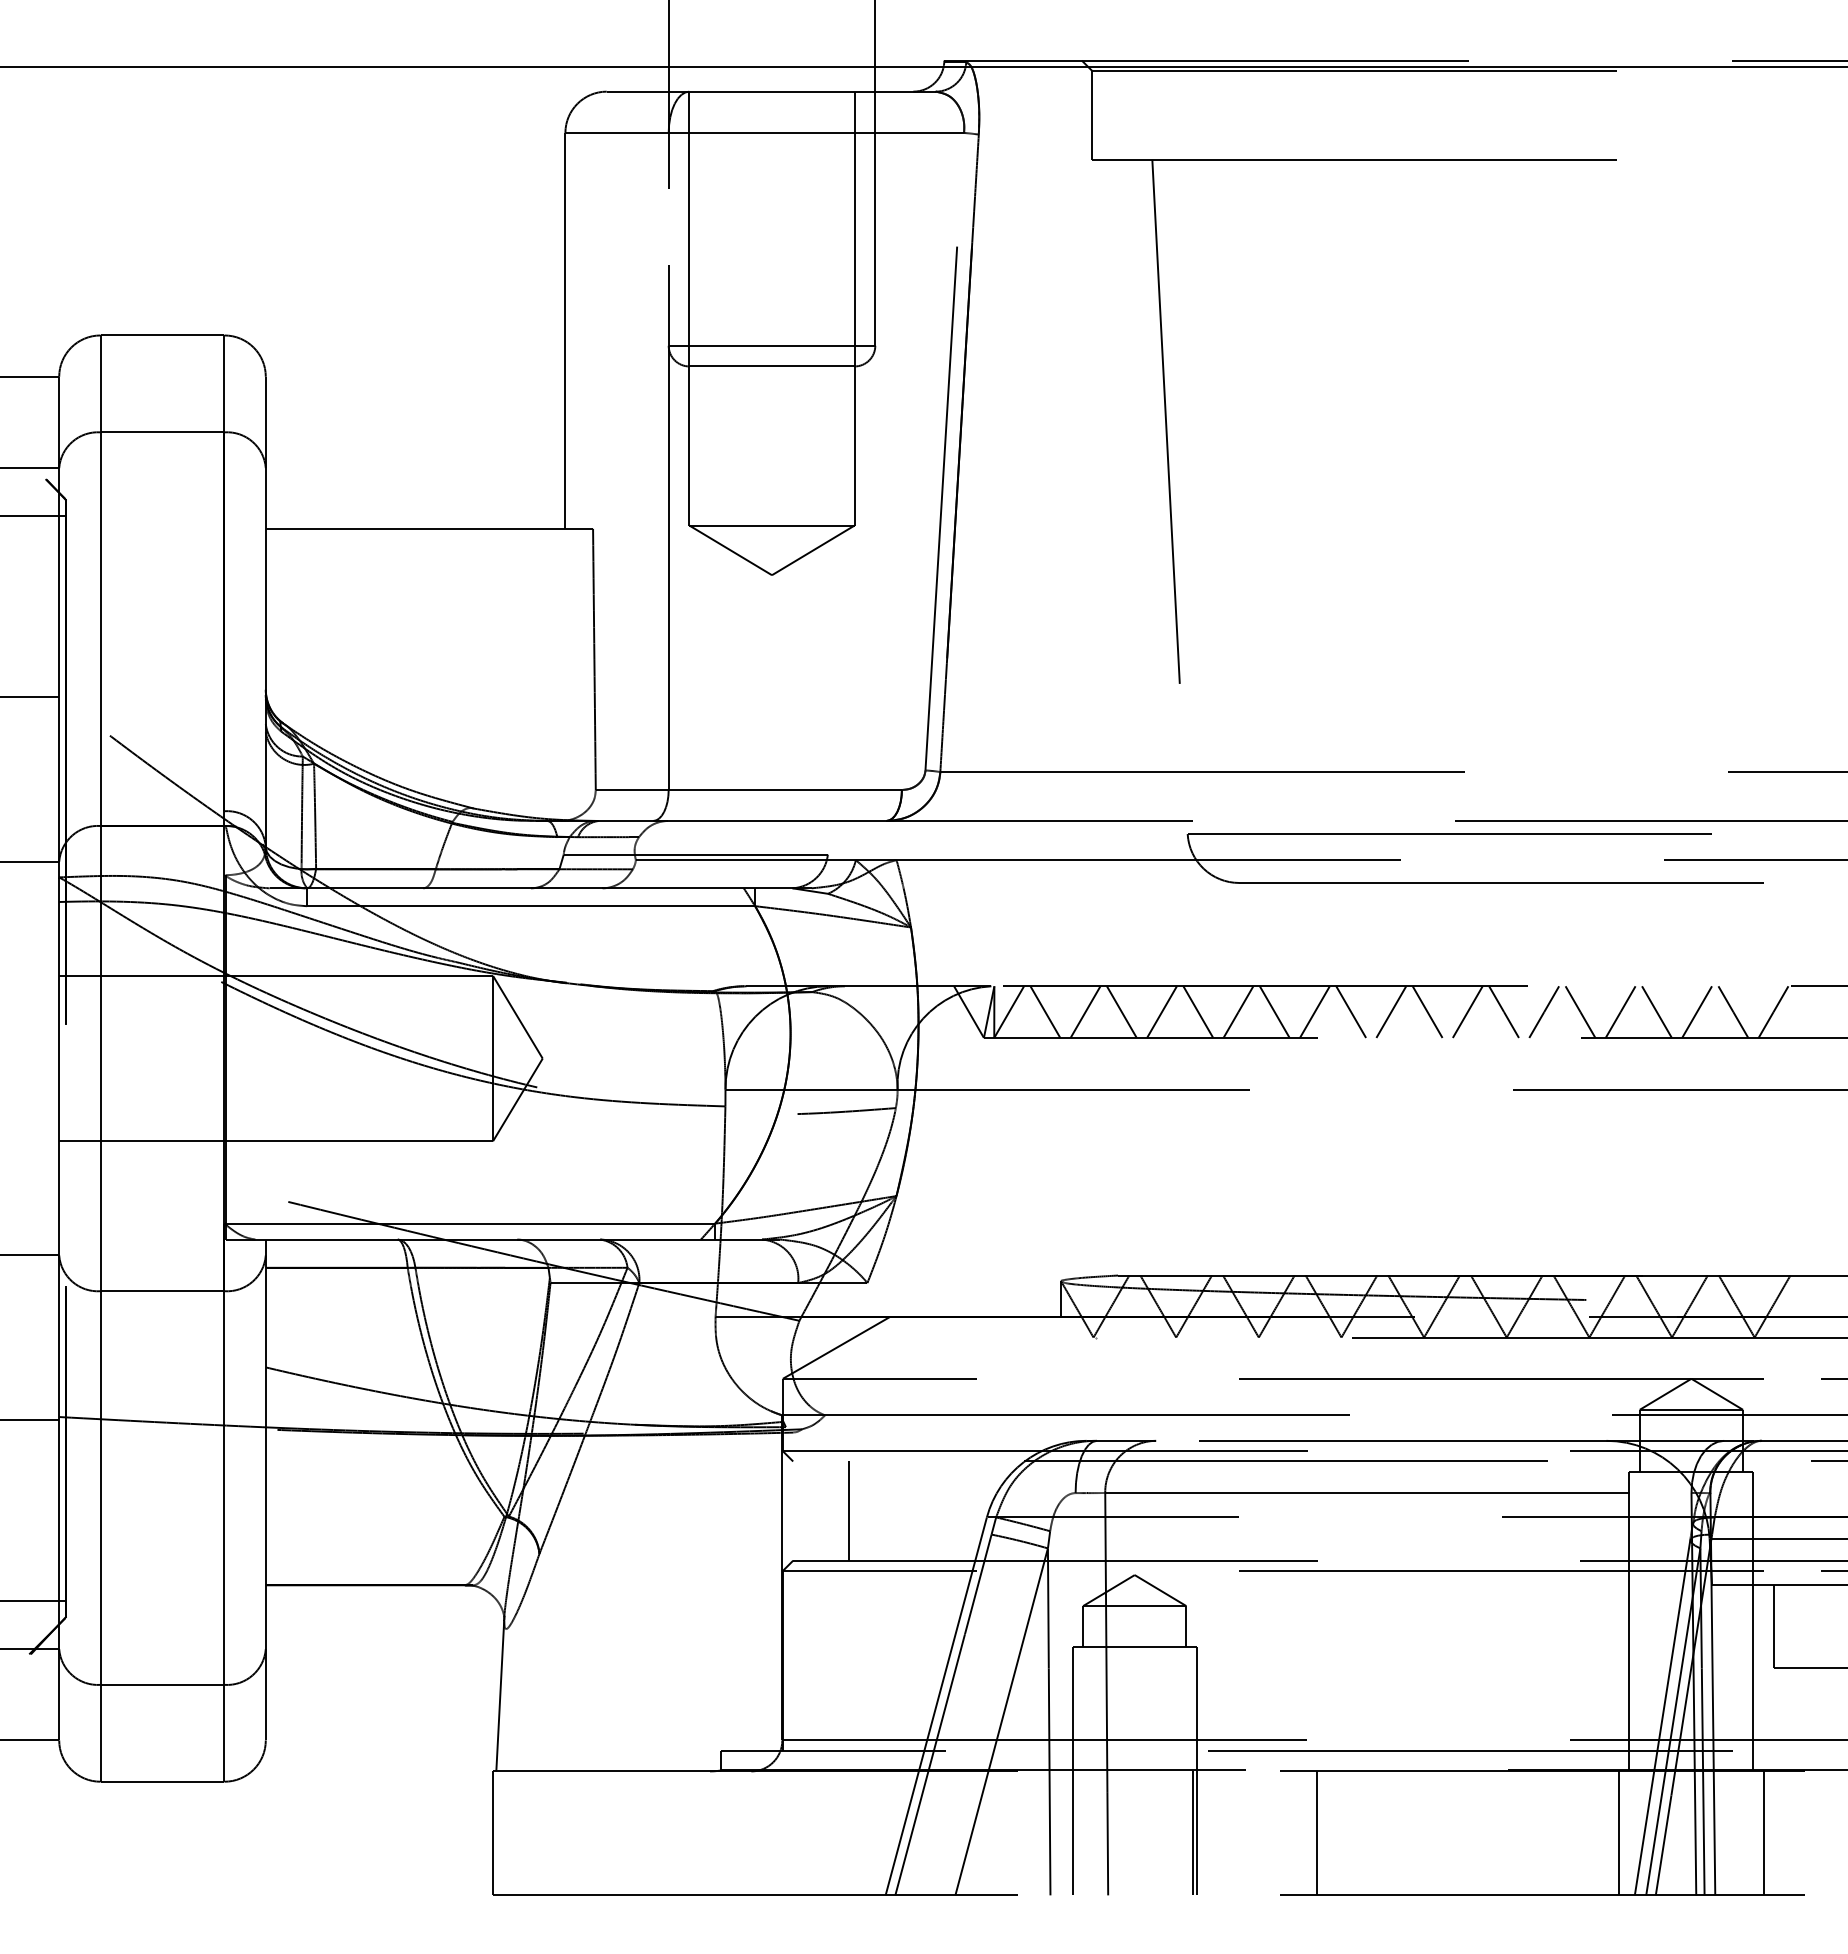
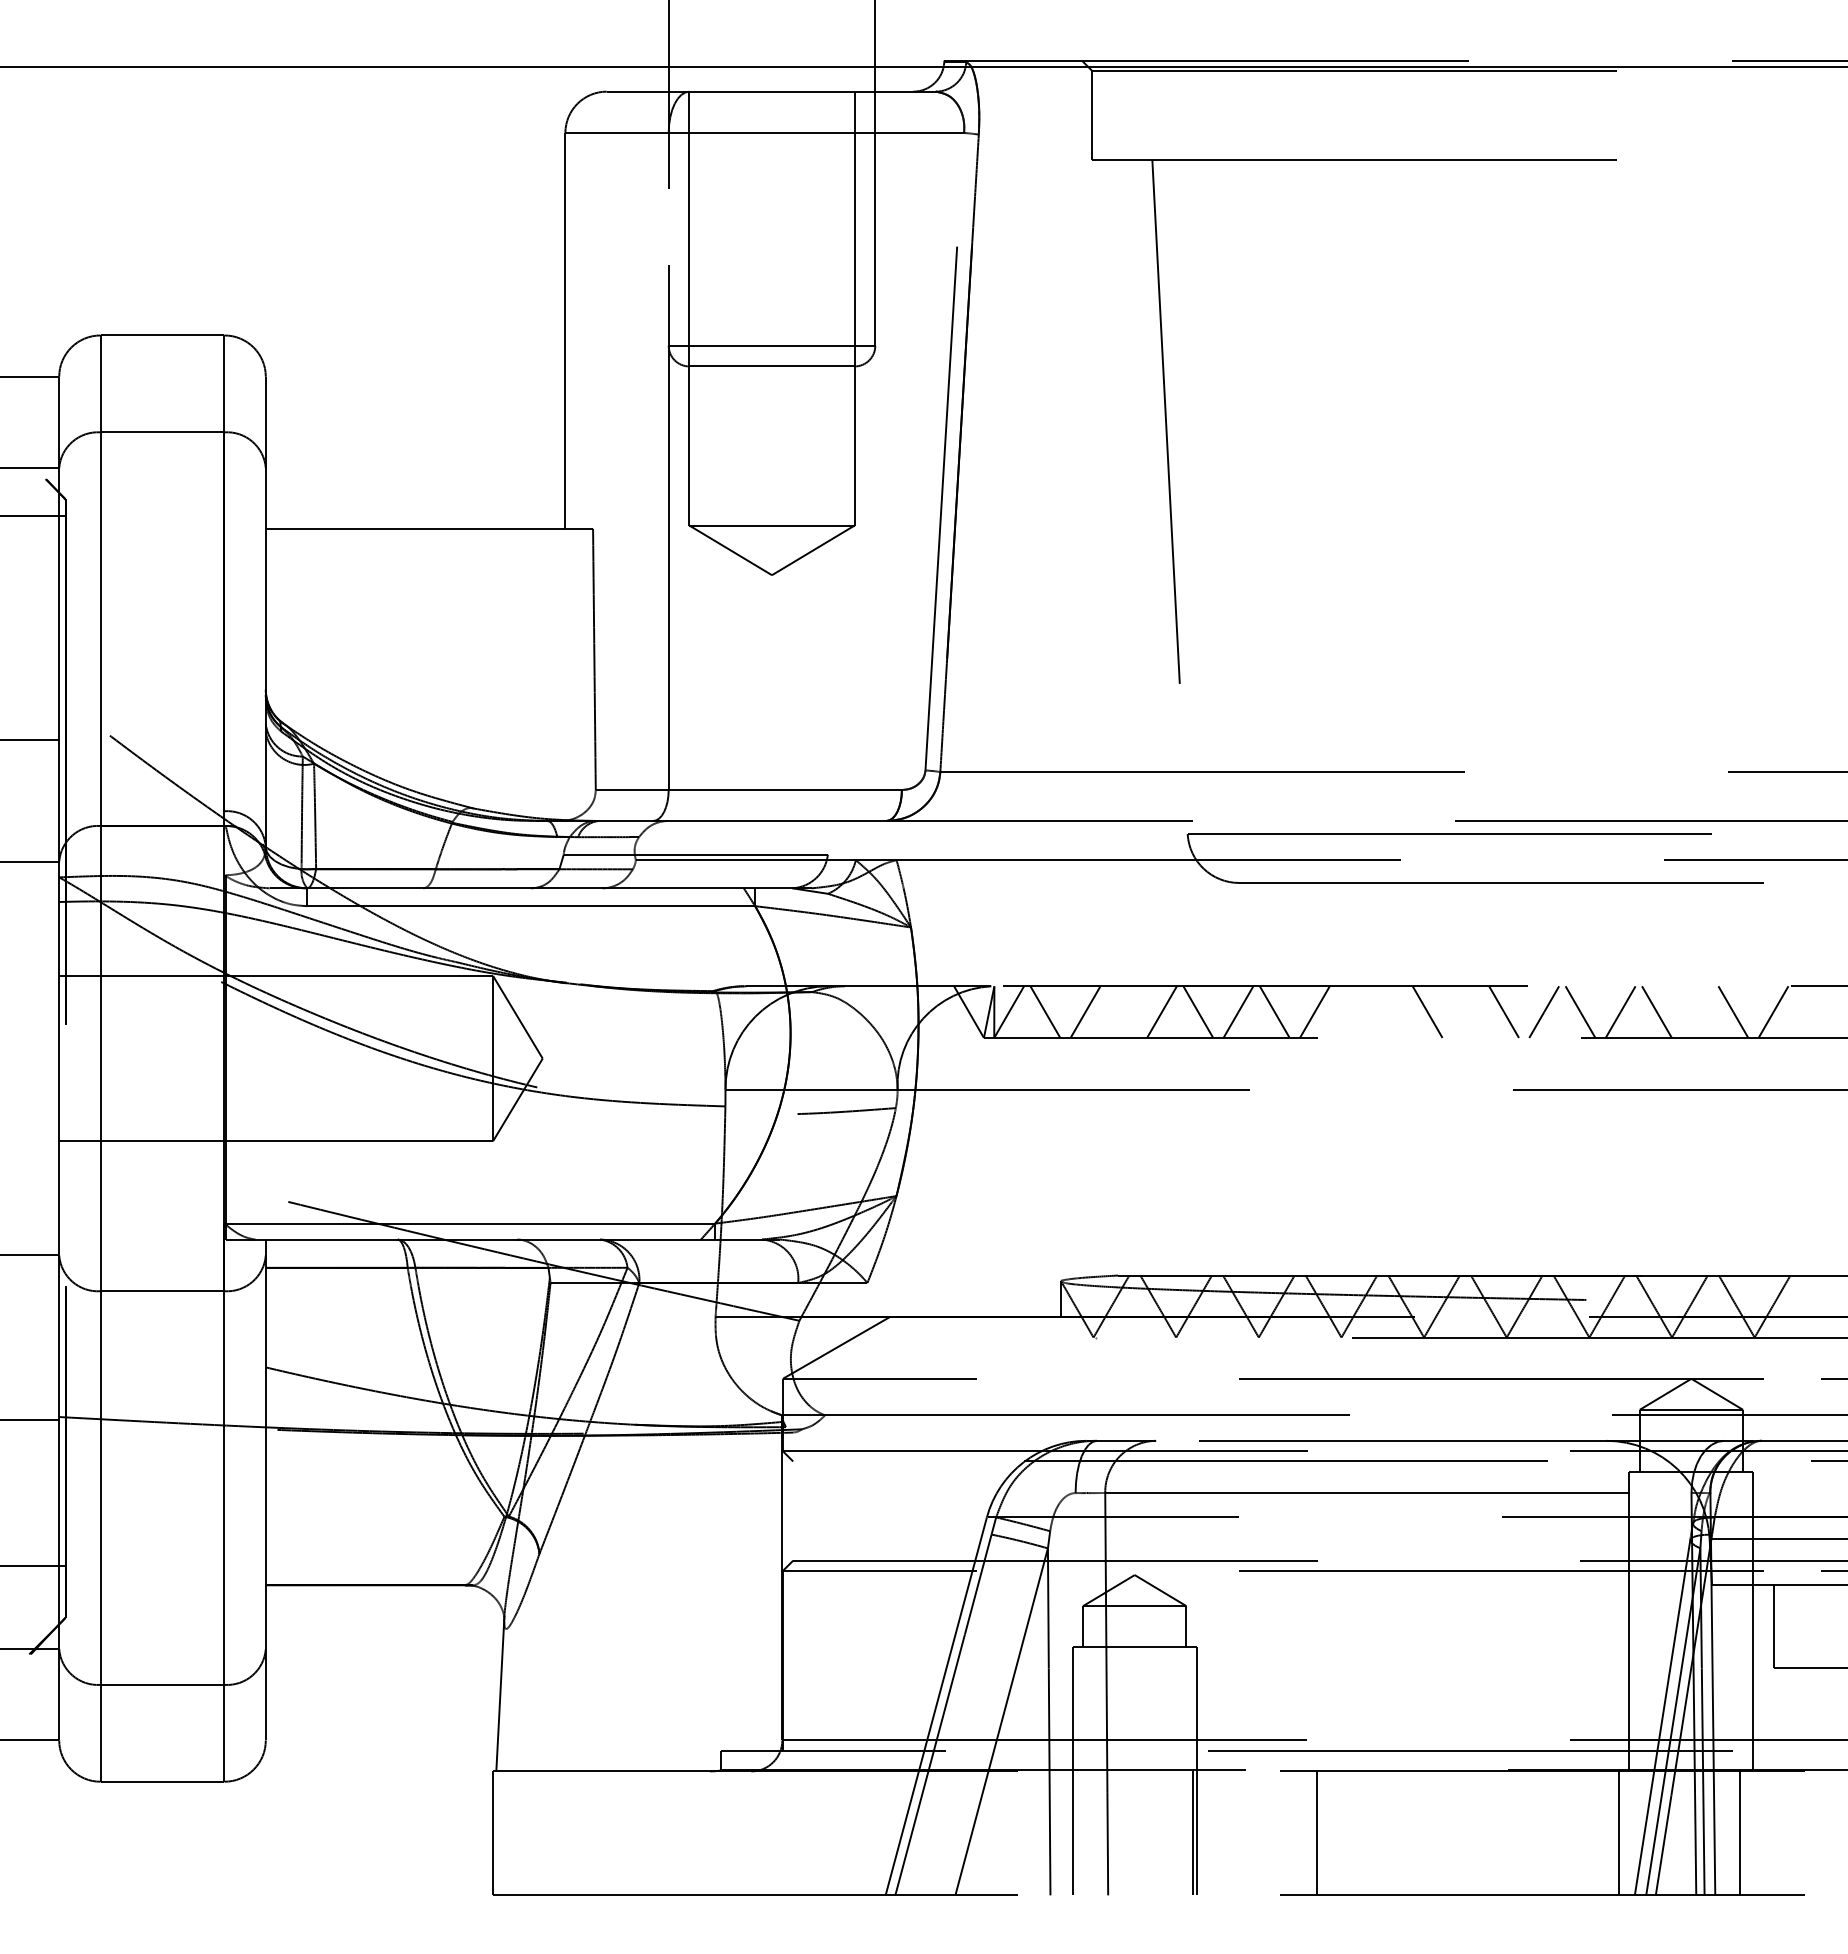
line position: (30, 697) -> (30, 740) (30, 740)
line: present -> none (1121, 1011)
line: present -> none (1351, 1011)
line: present -> none (1391, 1011)
line: present -> none (1467, 1011)
line: present -> none (1697, 1011)
line: present -> none (848, 1510)
line position: (34, 1600) -> (34, 1565) (34, 1565)
line position: (1763, 1833) -> (1739, 1833) (1739, 1833)
